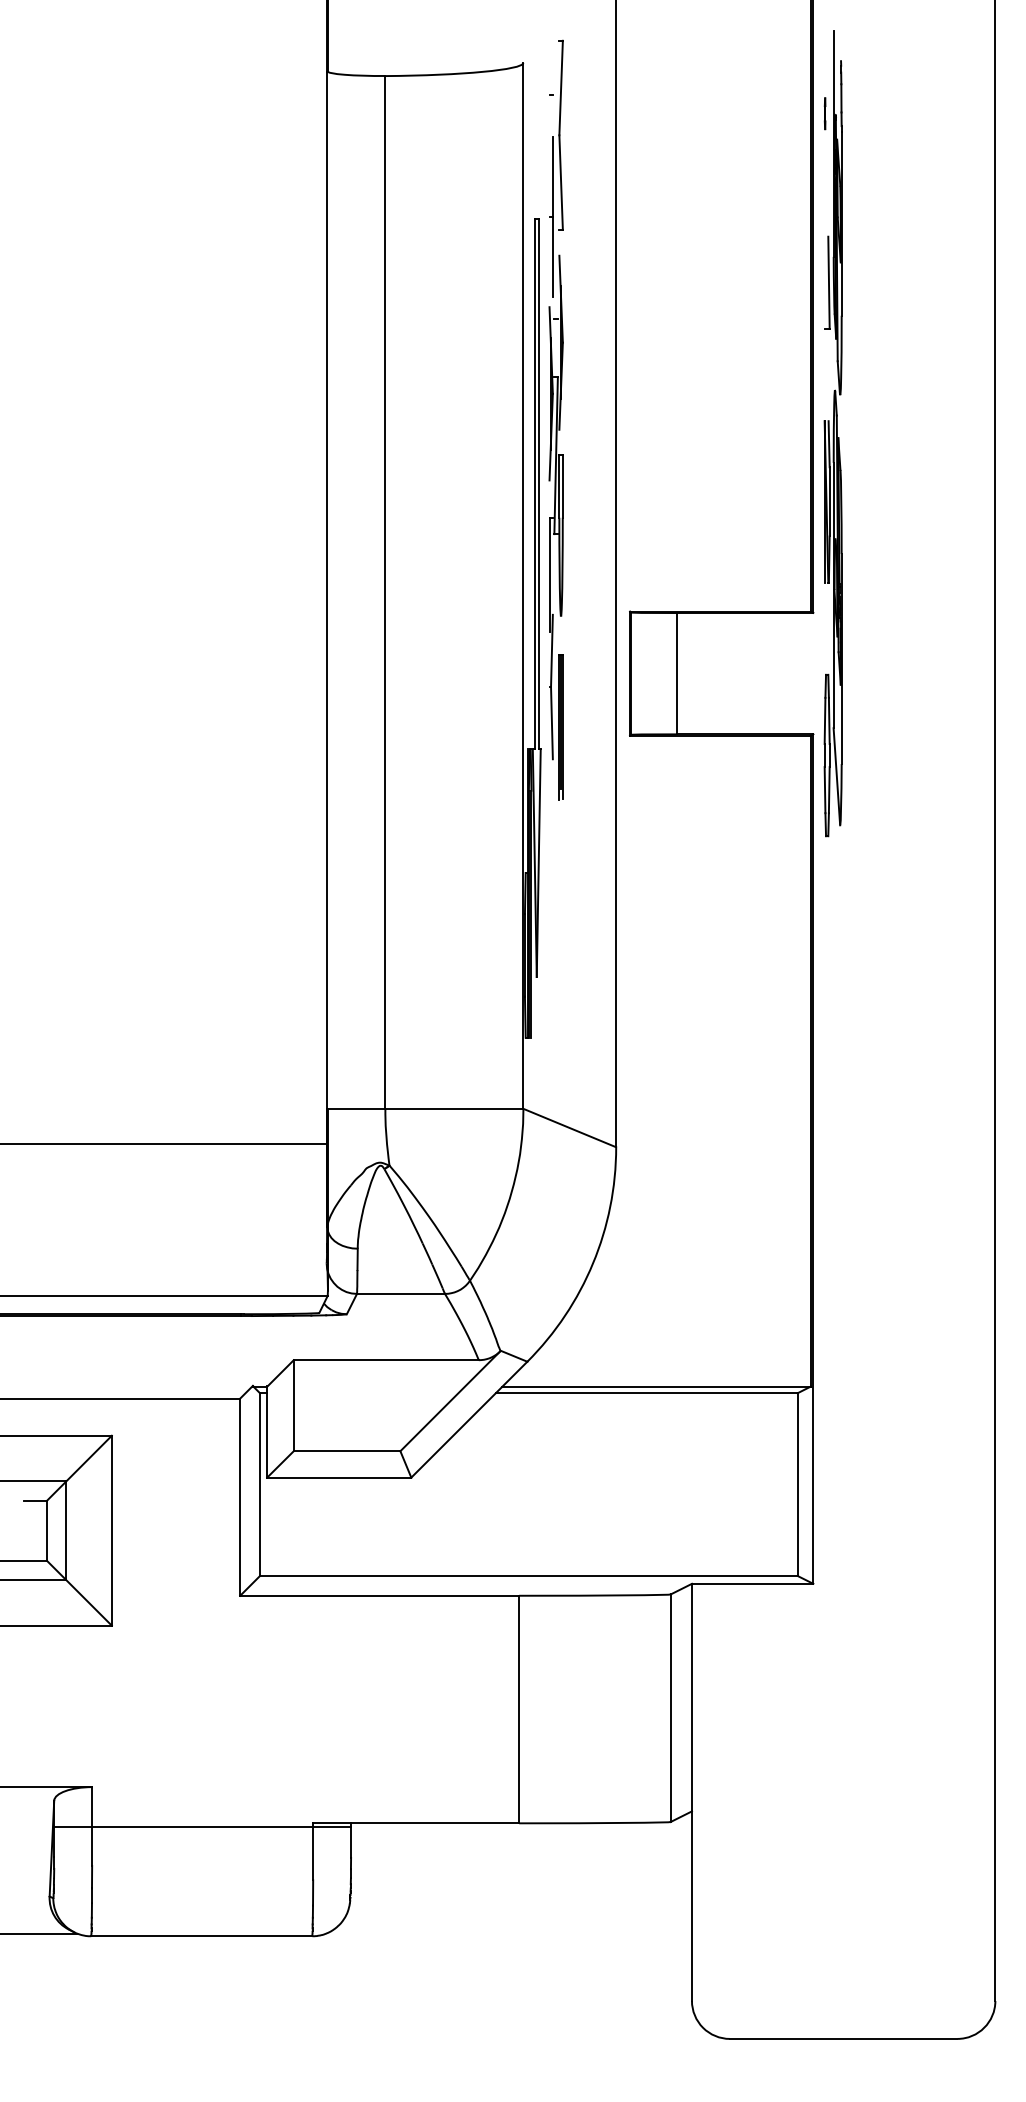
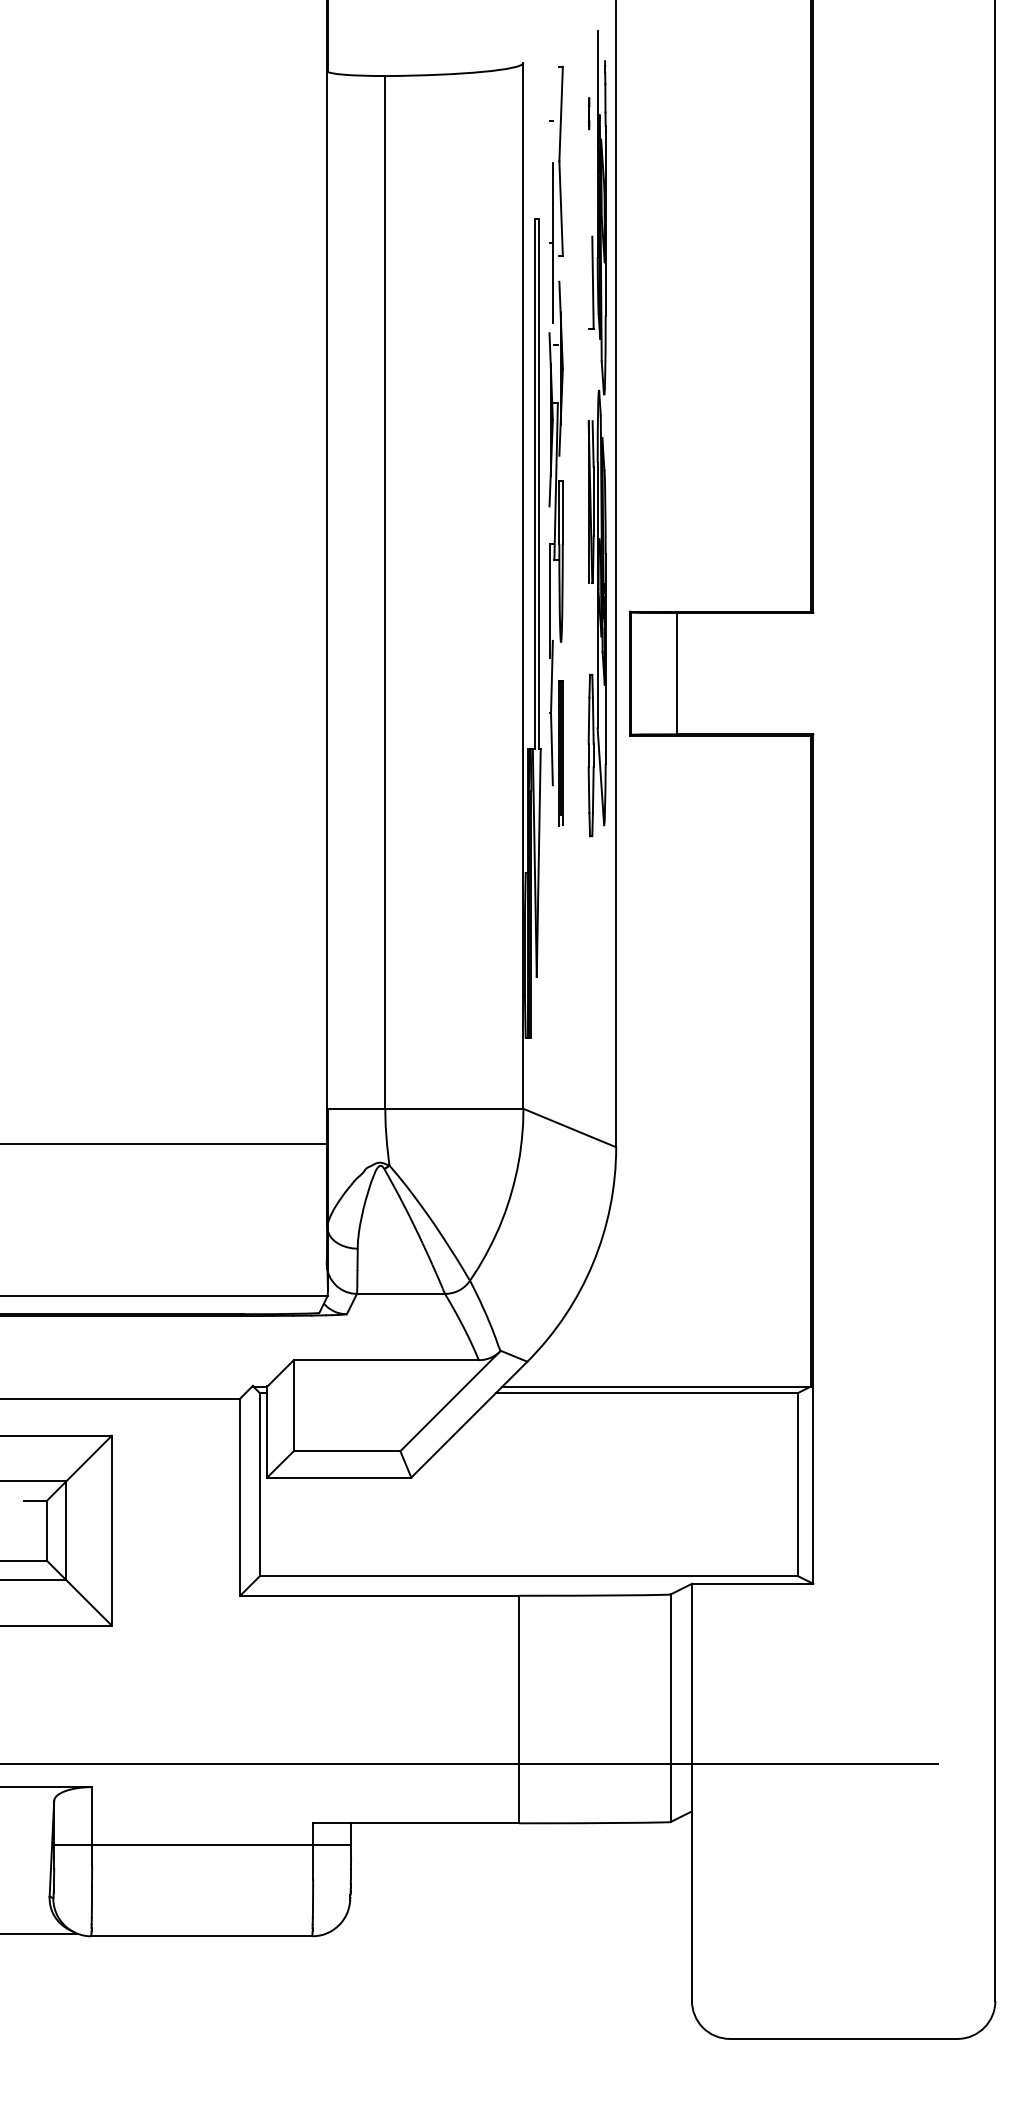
part position: (555, 419) -> (555, 445) (555, 445)
part position: (832, 433) -> (596, 433) (596, 433)
line: none -> present (470, 1763)
line position: (202, 1827) -> (202, 1845) (202, 1845)
